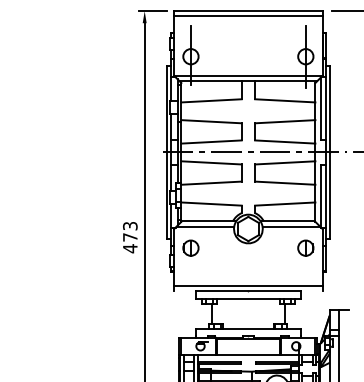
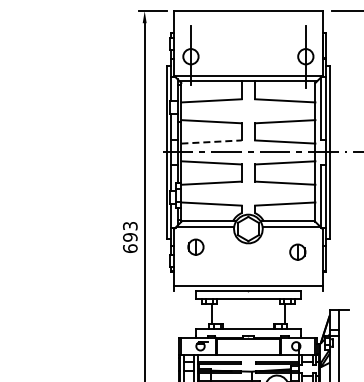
line: present -> none (248, 16)
line: solid -> dashed (212, 141)
text: 473 -> 693 (130, 243)
part position: (190, 247) -> (195, 246) (195, 246)
part position: (305, 247) -> (297, 251) (297, 251)
